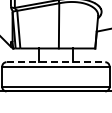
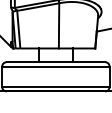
line: dashed -> solid (56, 62)
